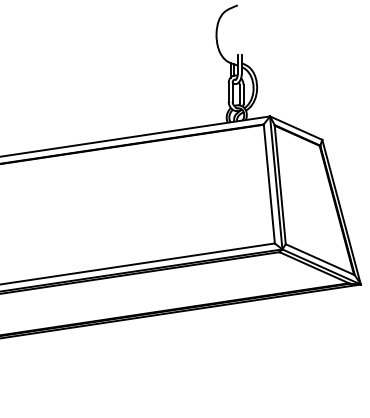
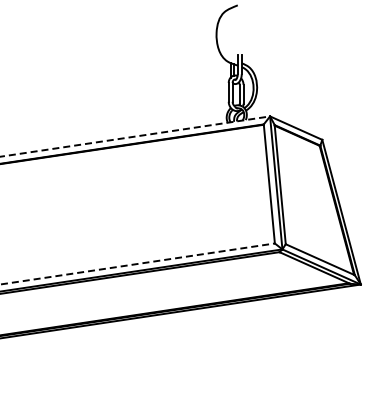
line: solid -> dashed (135, 136)
line: solid -> dashed (138, 263)
